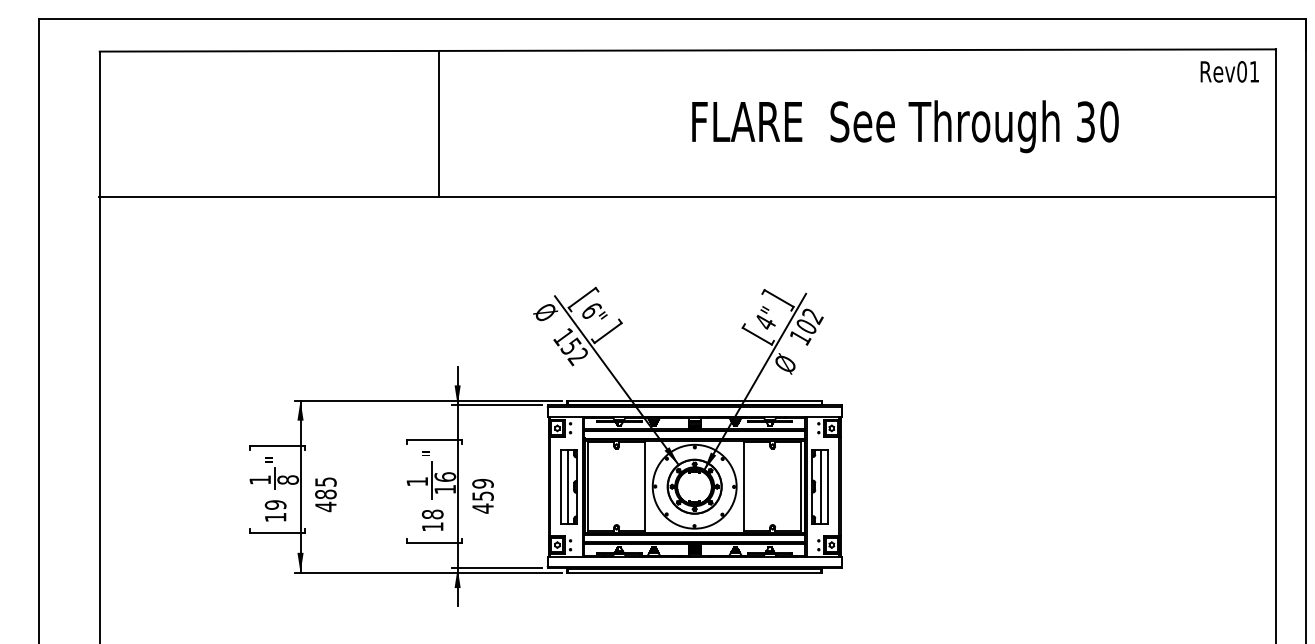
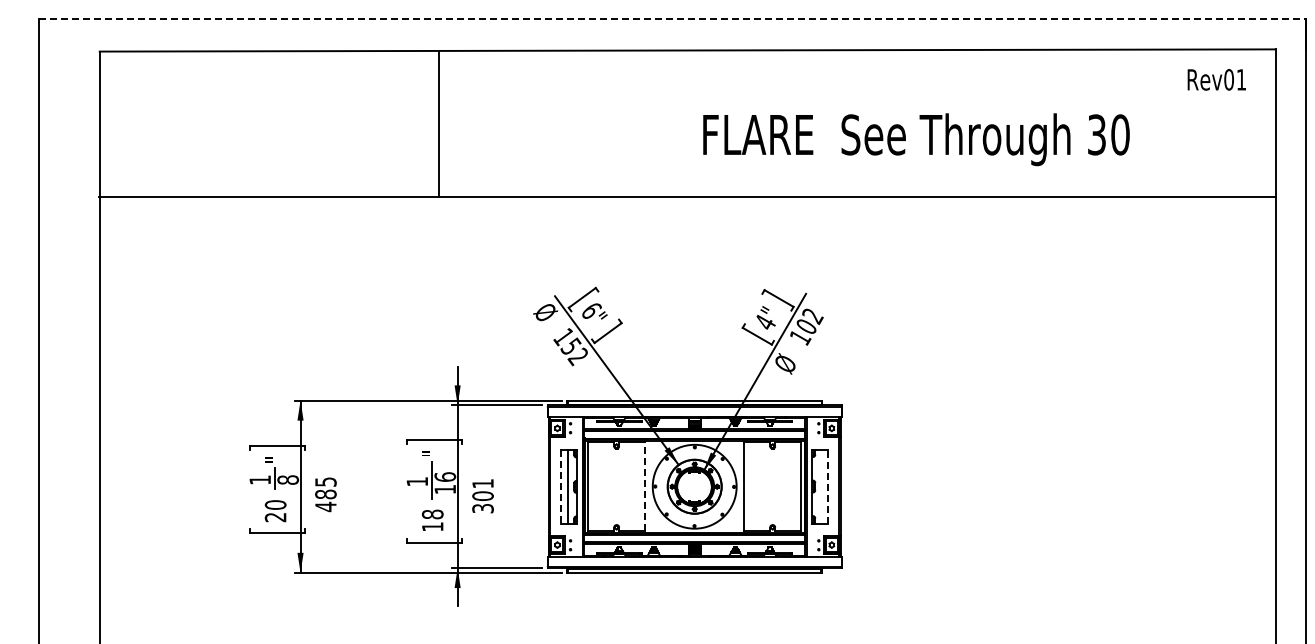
line: solid -> dashed (673, 19)
text position: (1229, 71) -> (1216, 79) (1216, 79)
text position: (905, 126) -> (916, 139) (916, 139)
line: solid -> dashed (645, 486)
line: present -> none (820, 486)
line: solid -> dashed (828, 486)
line: solid -> dashed (561, 487)
text: 459 -> 301 (482, 496)
text: 19 -> 20 (275, 511)
